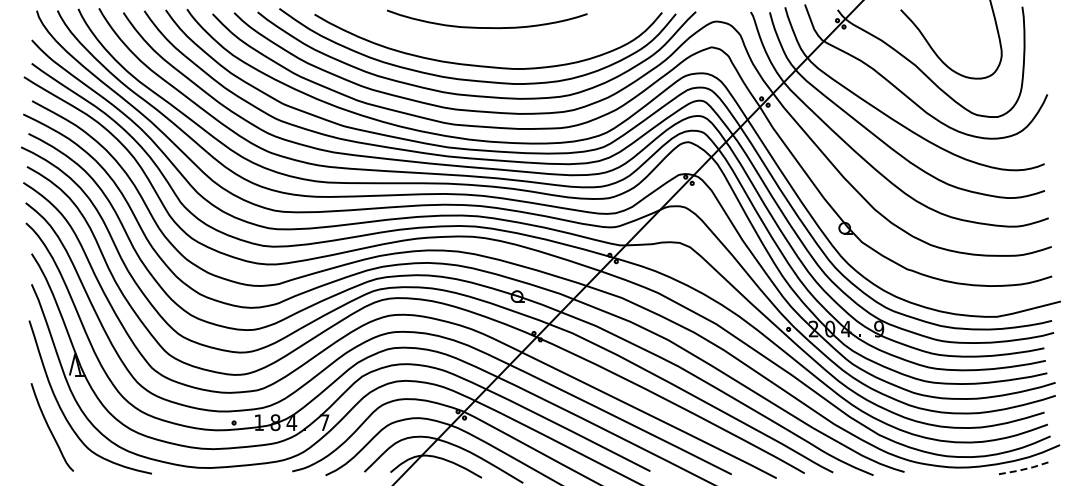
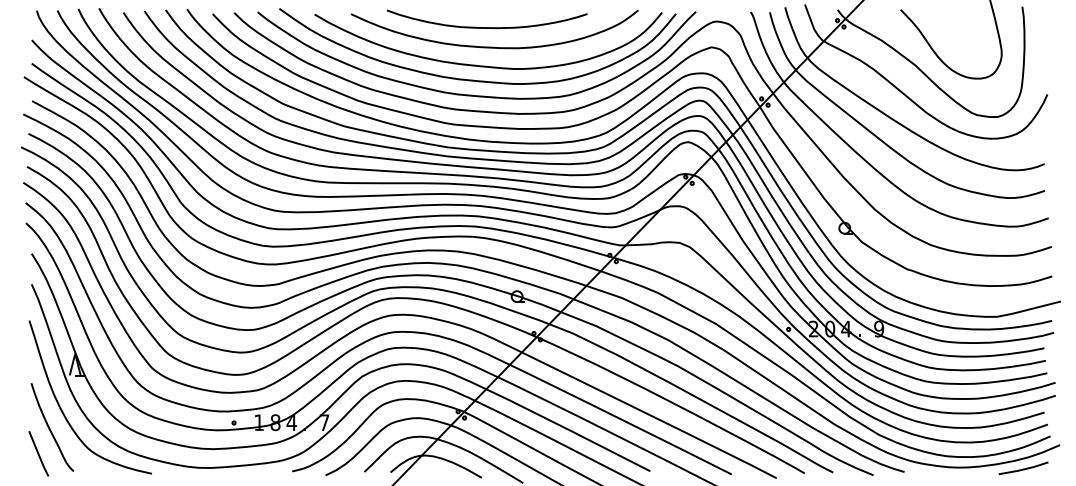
curve: none -> present (494, 46)
line: none -> present (38, 453)
line: dashed -> solid (1023, 469)
